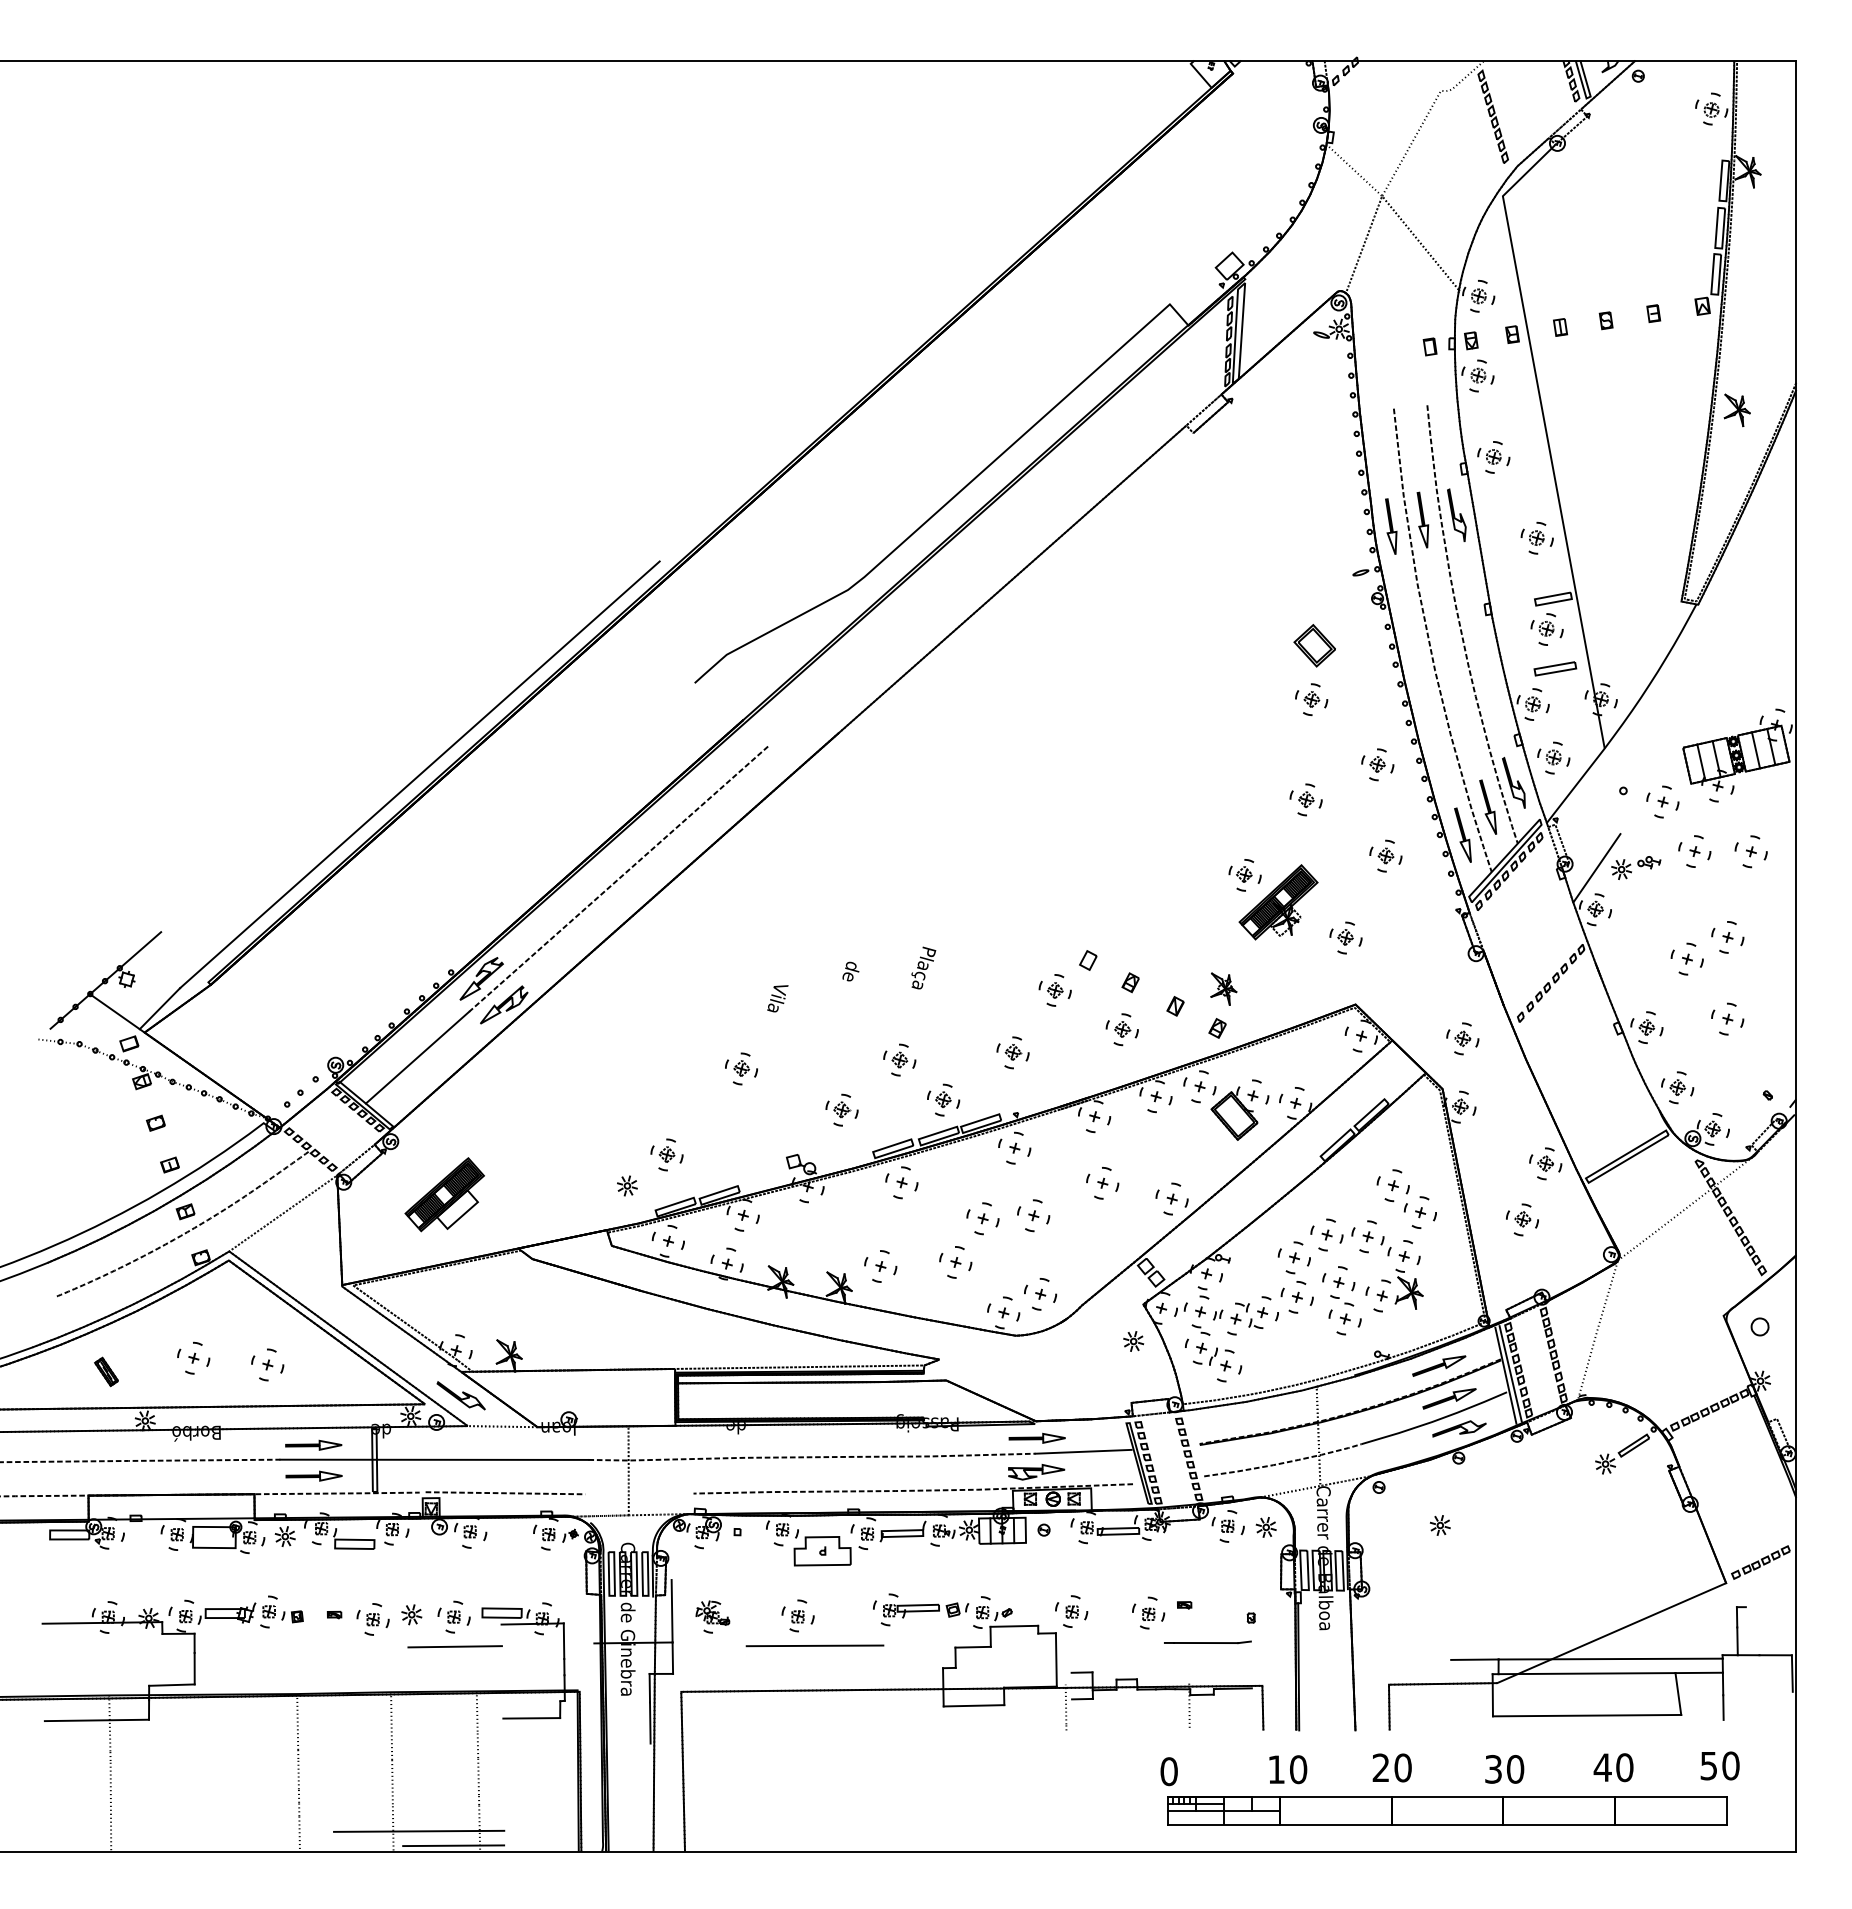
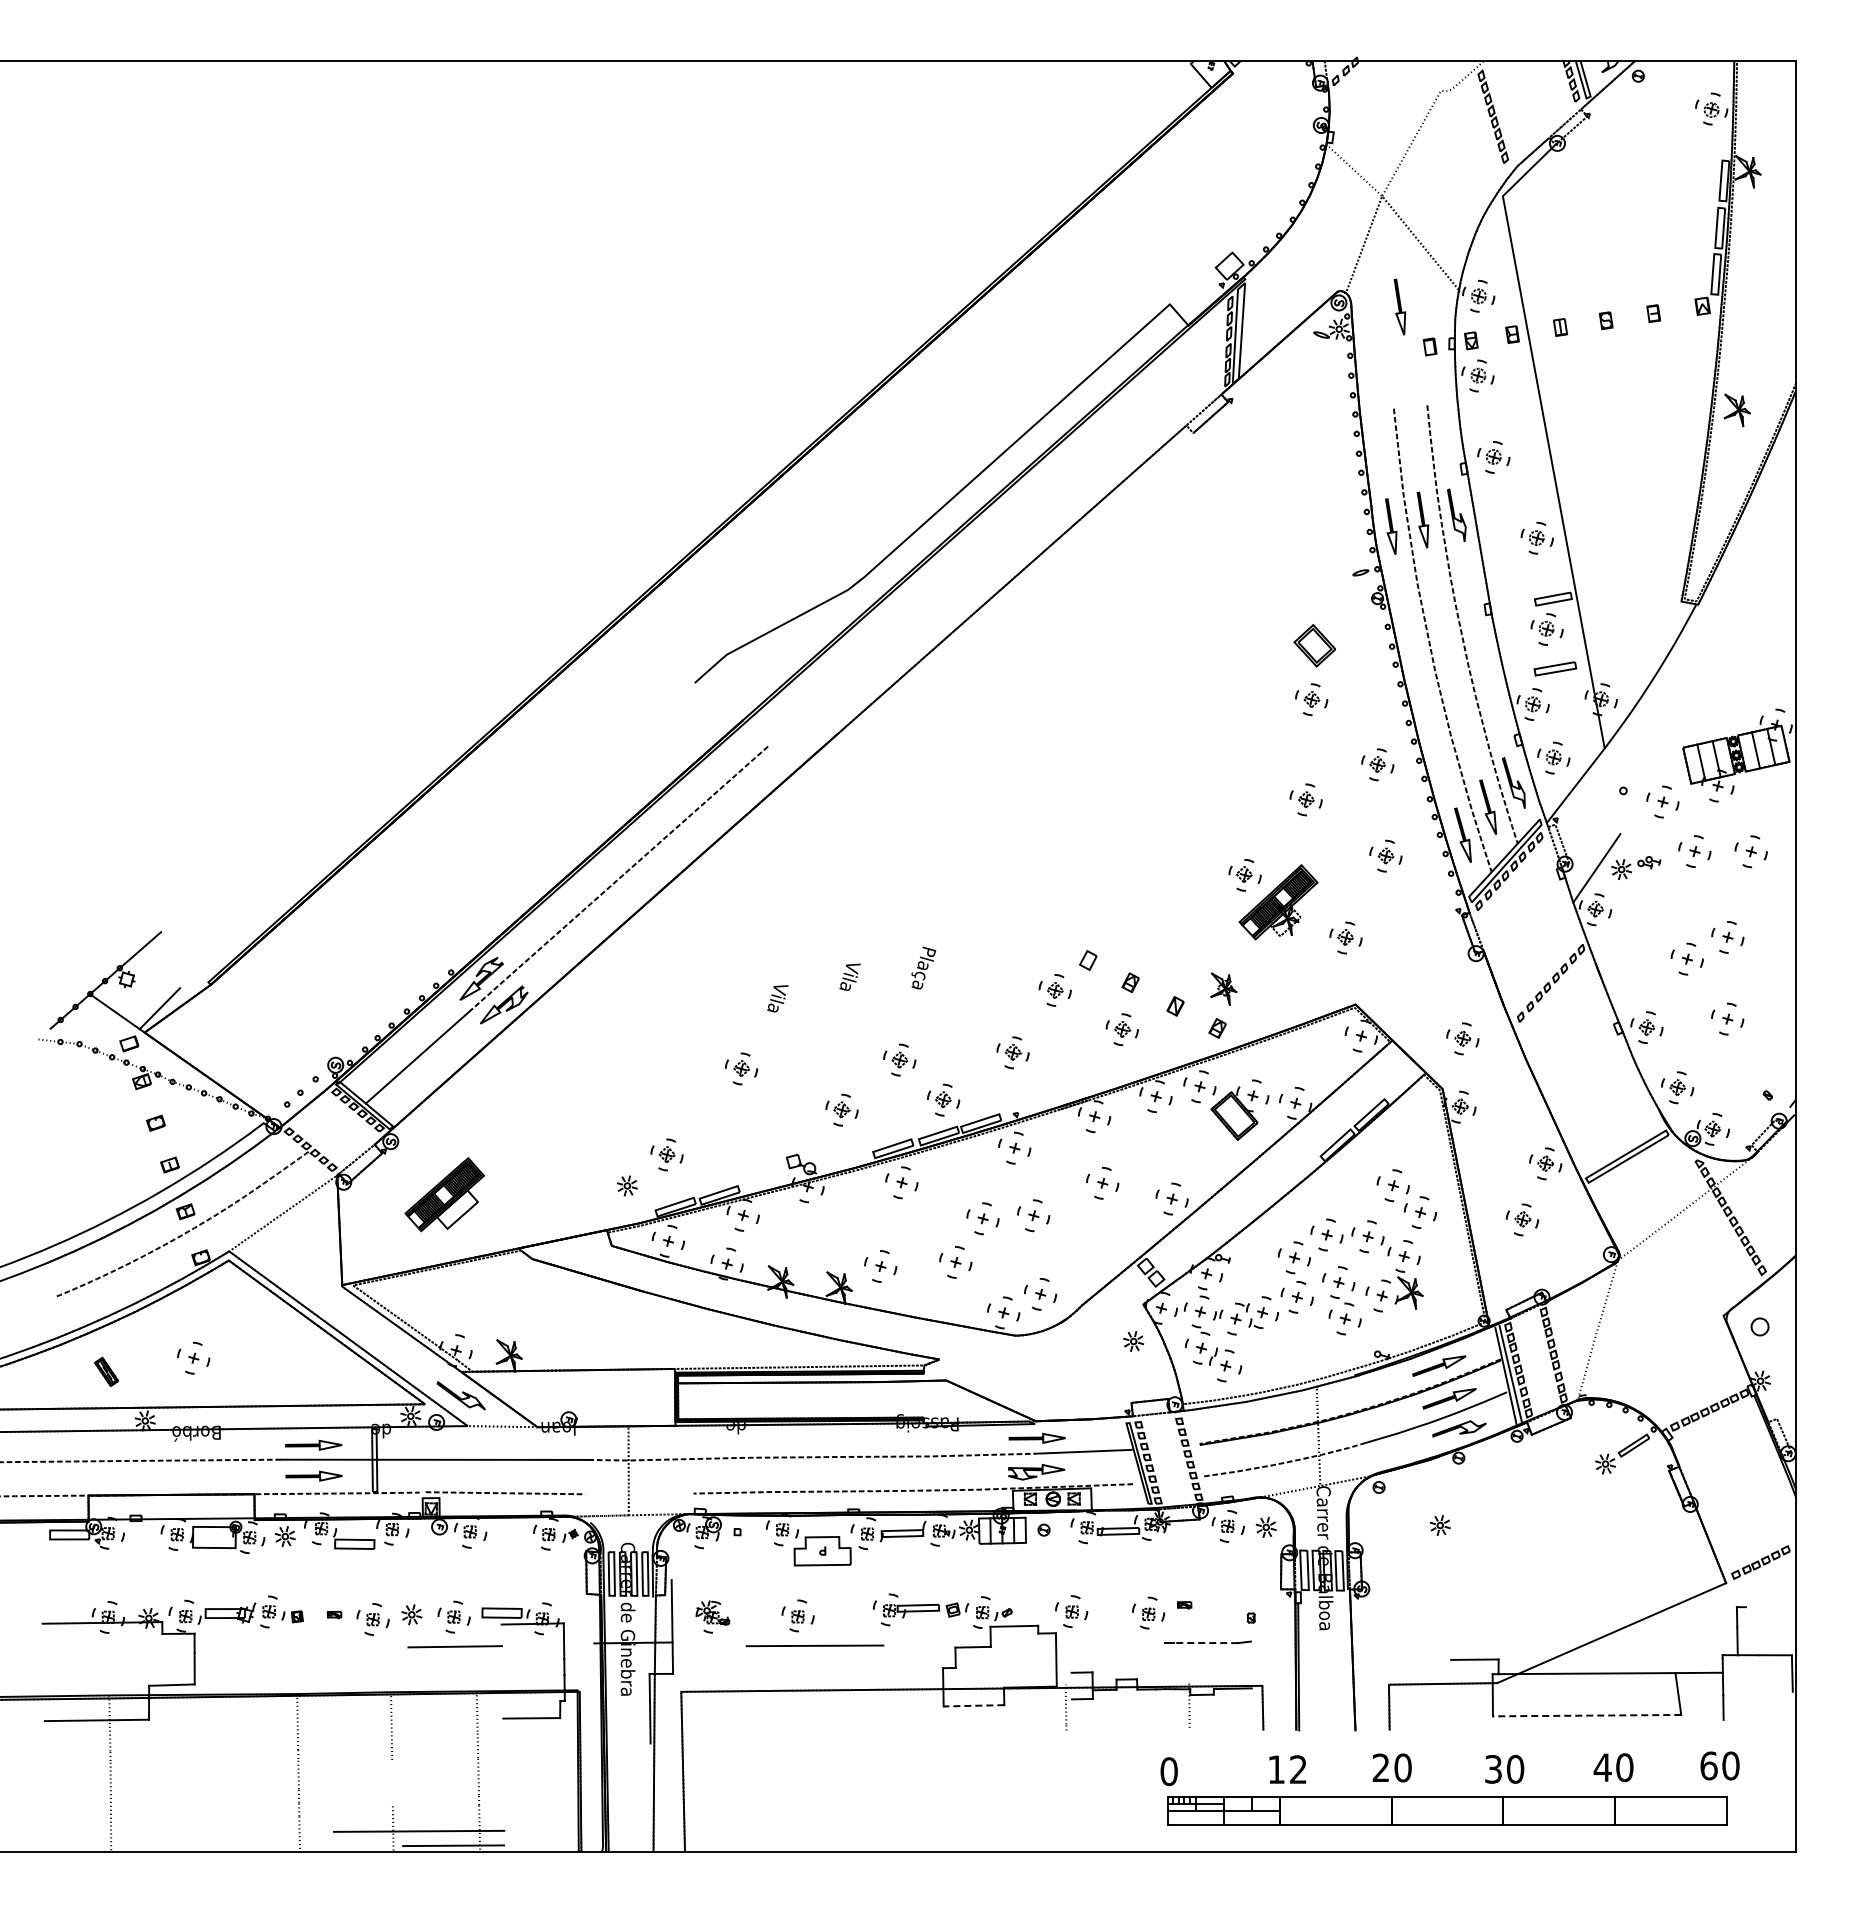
part: none -> present (1399, 306)
line: present -> none (419, 774)
text: de -> Vila (849, 975)
part: present -> none (267, 1364)
line: solid -> dashed (1205, 1643)
line: present -> none (1610, 1658)
line: solid -> dashed (973, 1705)
line: solid -> dashed (1586, 1715)
text: 50 -> 60 (1708, 1765)
text: 10 -> 12 (1298, 1769)
line: present -> none (392, 1783)
